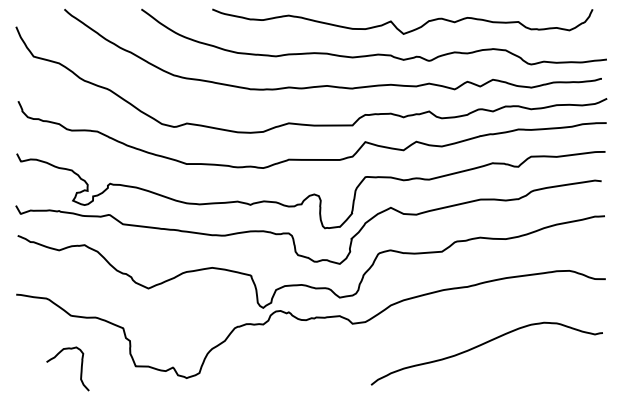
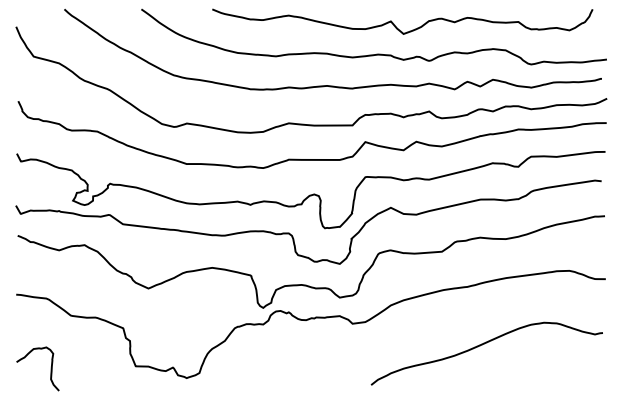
curve position: (80, 368) -> (50, 368) (50, 368)
